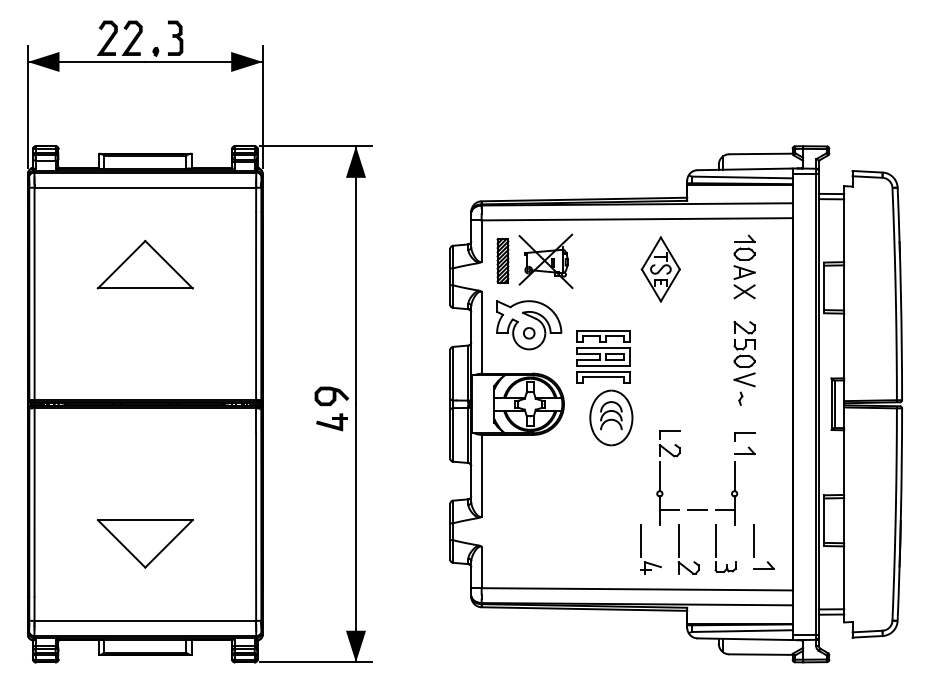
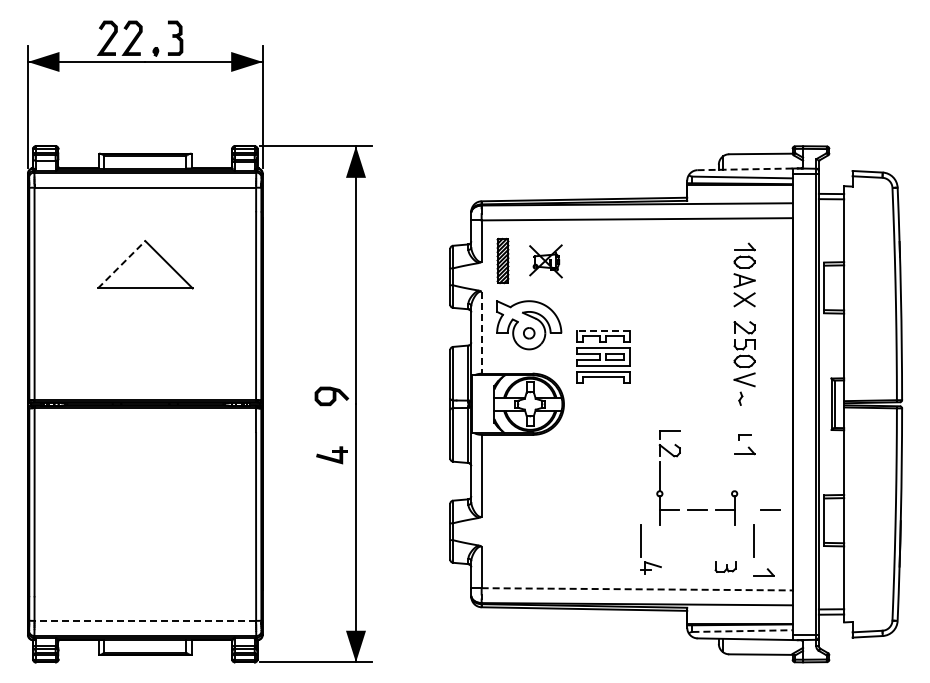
line: solid -> dashed (744, 169)
part size: 56x57 px -> 34x35 px (545, 261)
line: solid -> dashed (121, 264)
part position: (744, 266) -> (744, 274) (744, 274)
part: present -> none (660, 269)
line: solid -> dashed (602, 330)
line: solid -> dashed (481, 332)
part: present -> none (611, 417)
part position: (331, 422) -> (331, 455) (331, 455)
part size: 22x10 px -> 14x7 px (744, 437)
line: present -> none (734, 476)
line: none -> present (770, 509)
line: present -> none (715, 541)
part: present -> none (144, 543)
part: present -> none (679, 549)
part position: (763, 565) -> (763, 572) (763, 572)
line: solid -> dashed (637, 589)
line: solid -> dashed (145, 620)
line: solid -> dashed (742, 631)
